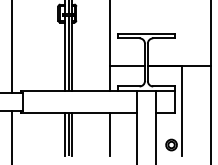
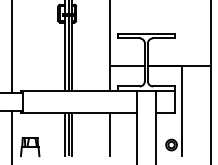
part: none -> present (30, 147)
